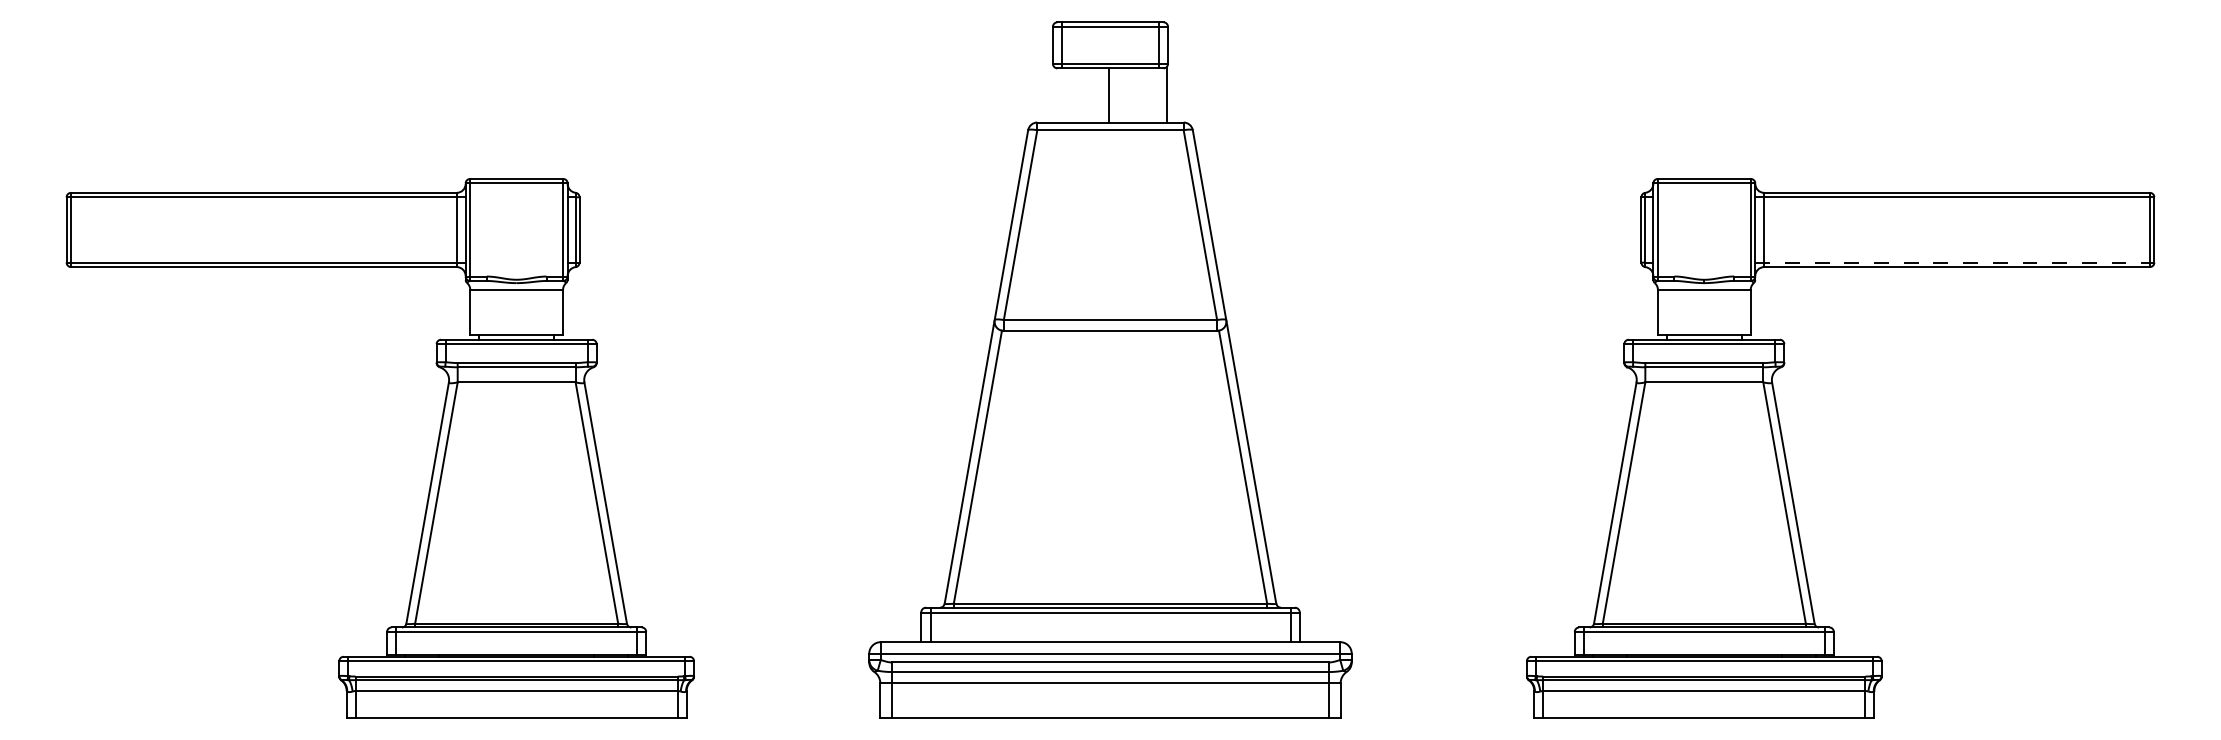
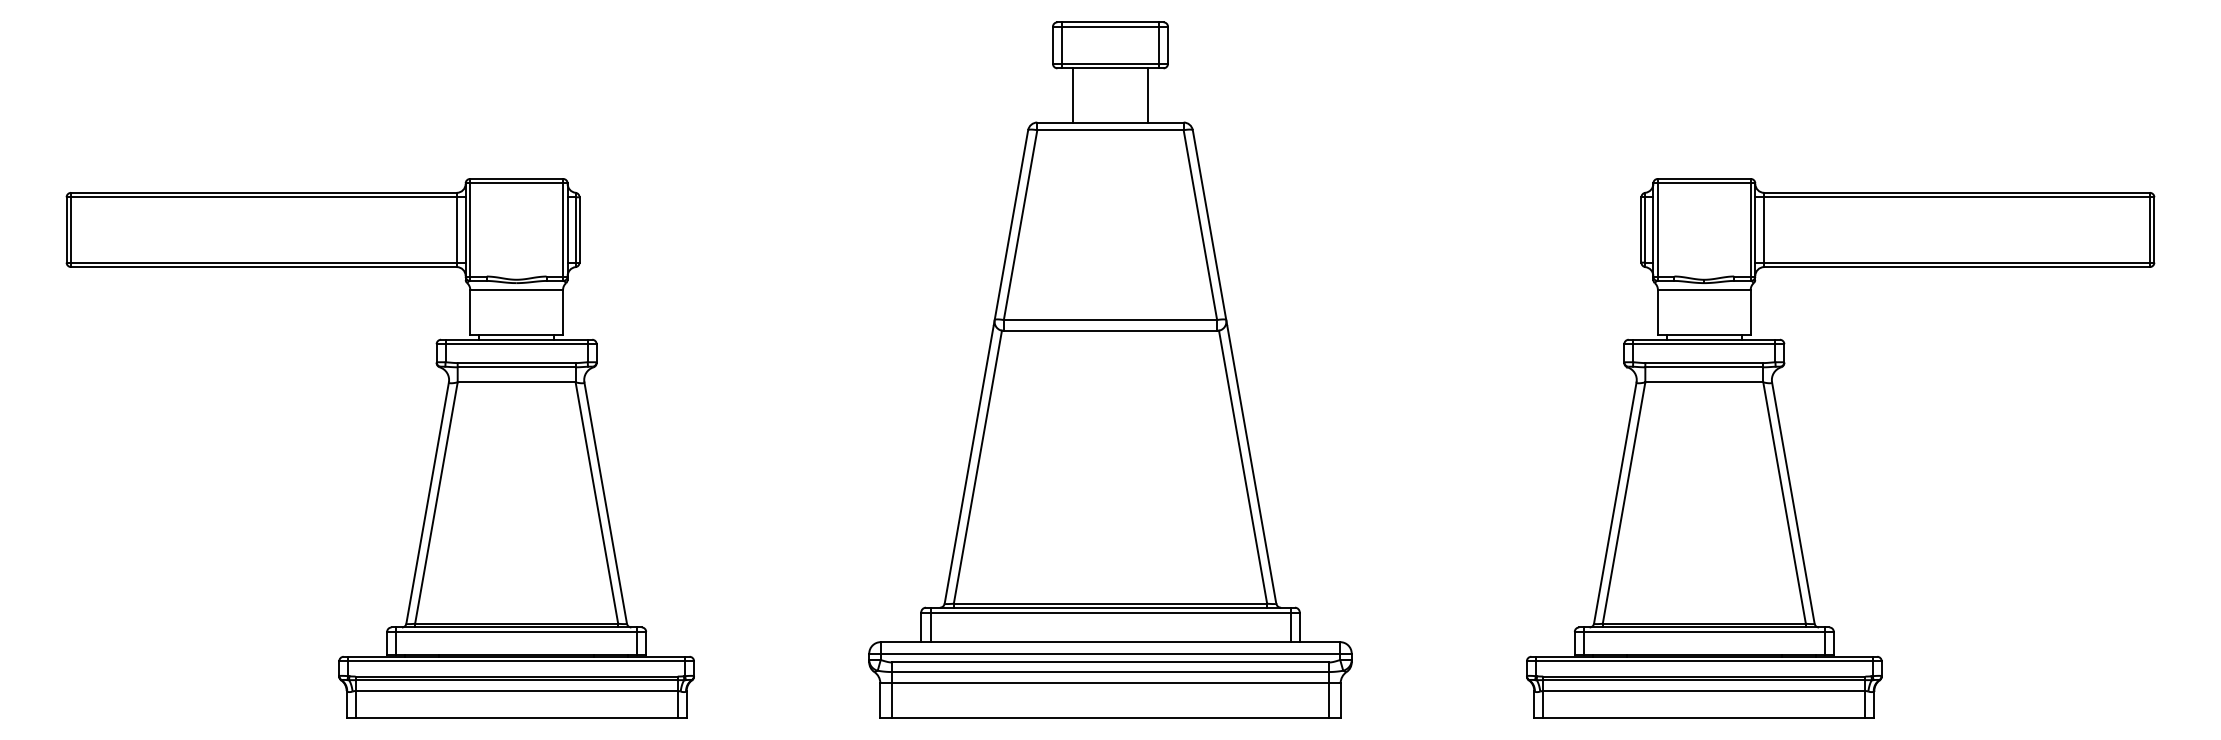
line position: (1109, 95) -> (1073, 95) (1073, 95)
line position: (1166, 95) -> (1147, 95) (1147, 95)
line: dashed -> solid (1954, 262)
